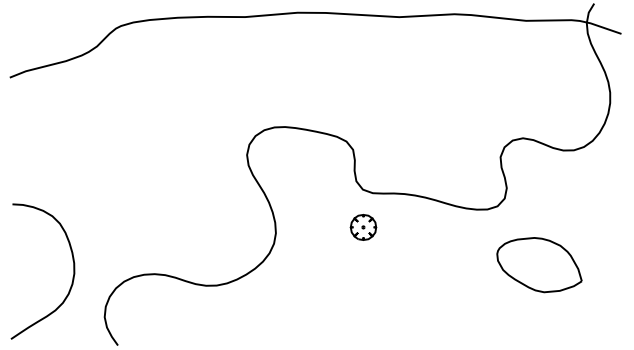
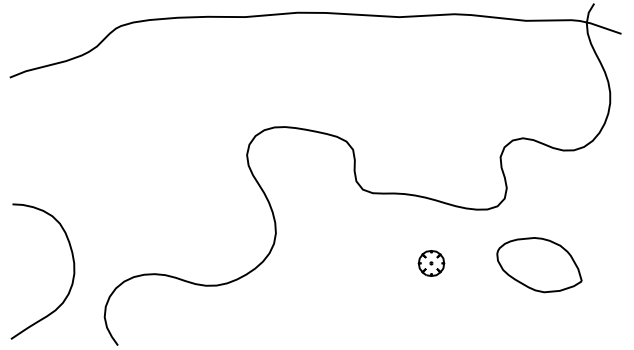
part position: (363, 227) -> (431, 263) (431, 263)
